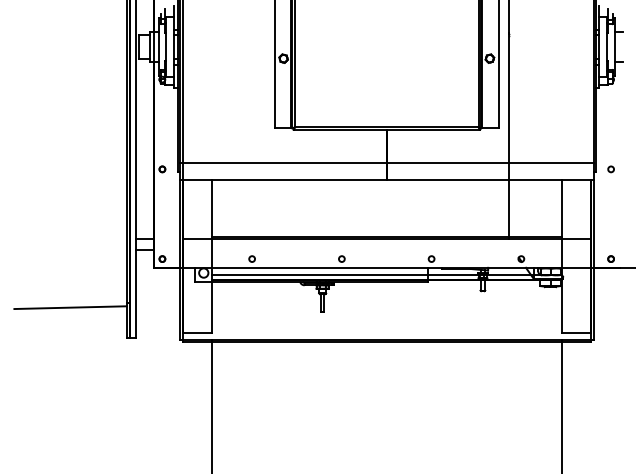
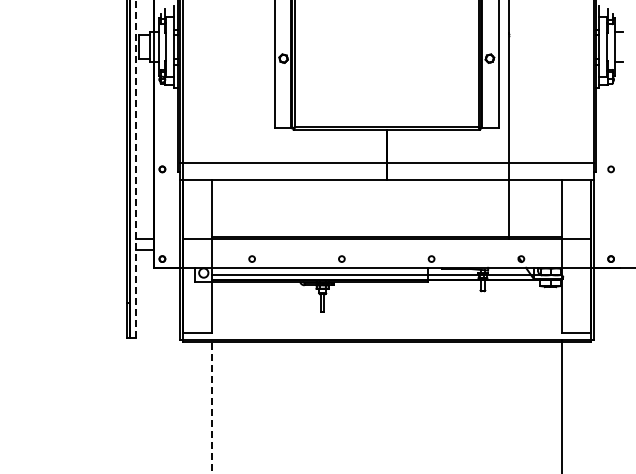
line: solid -> dashed (136, 169)
line: present -> none (70, 307)
line: solid -> dashed (211, 406)
